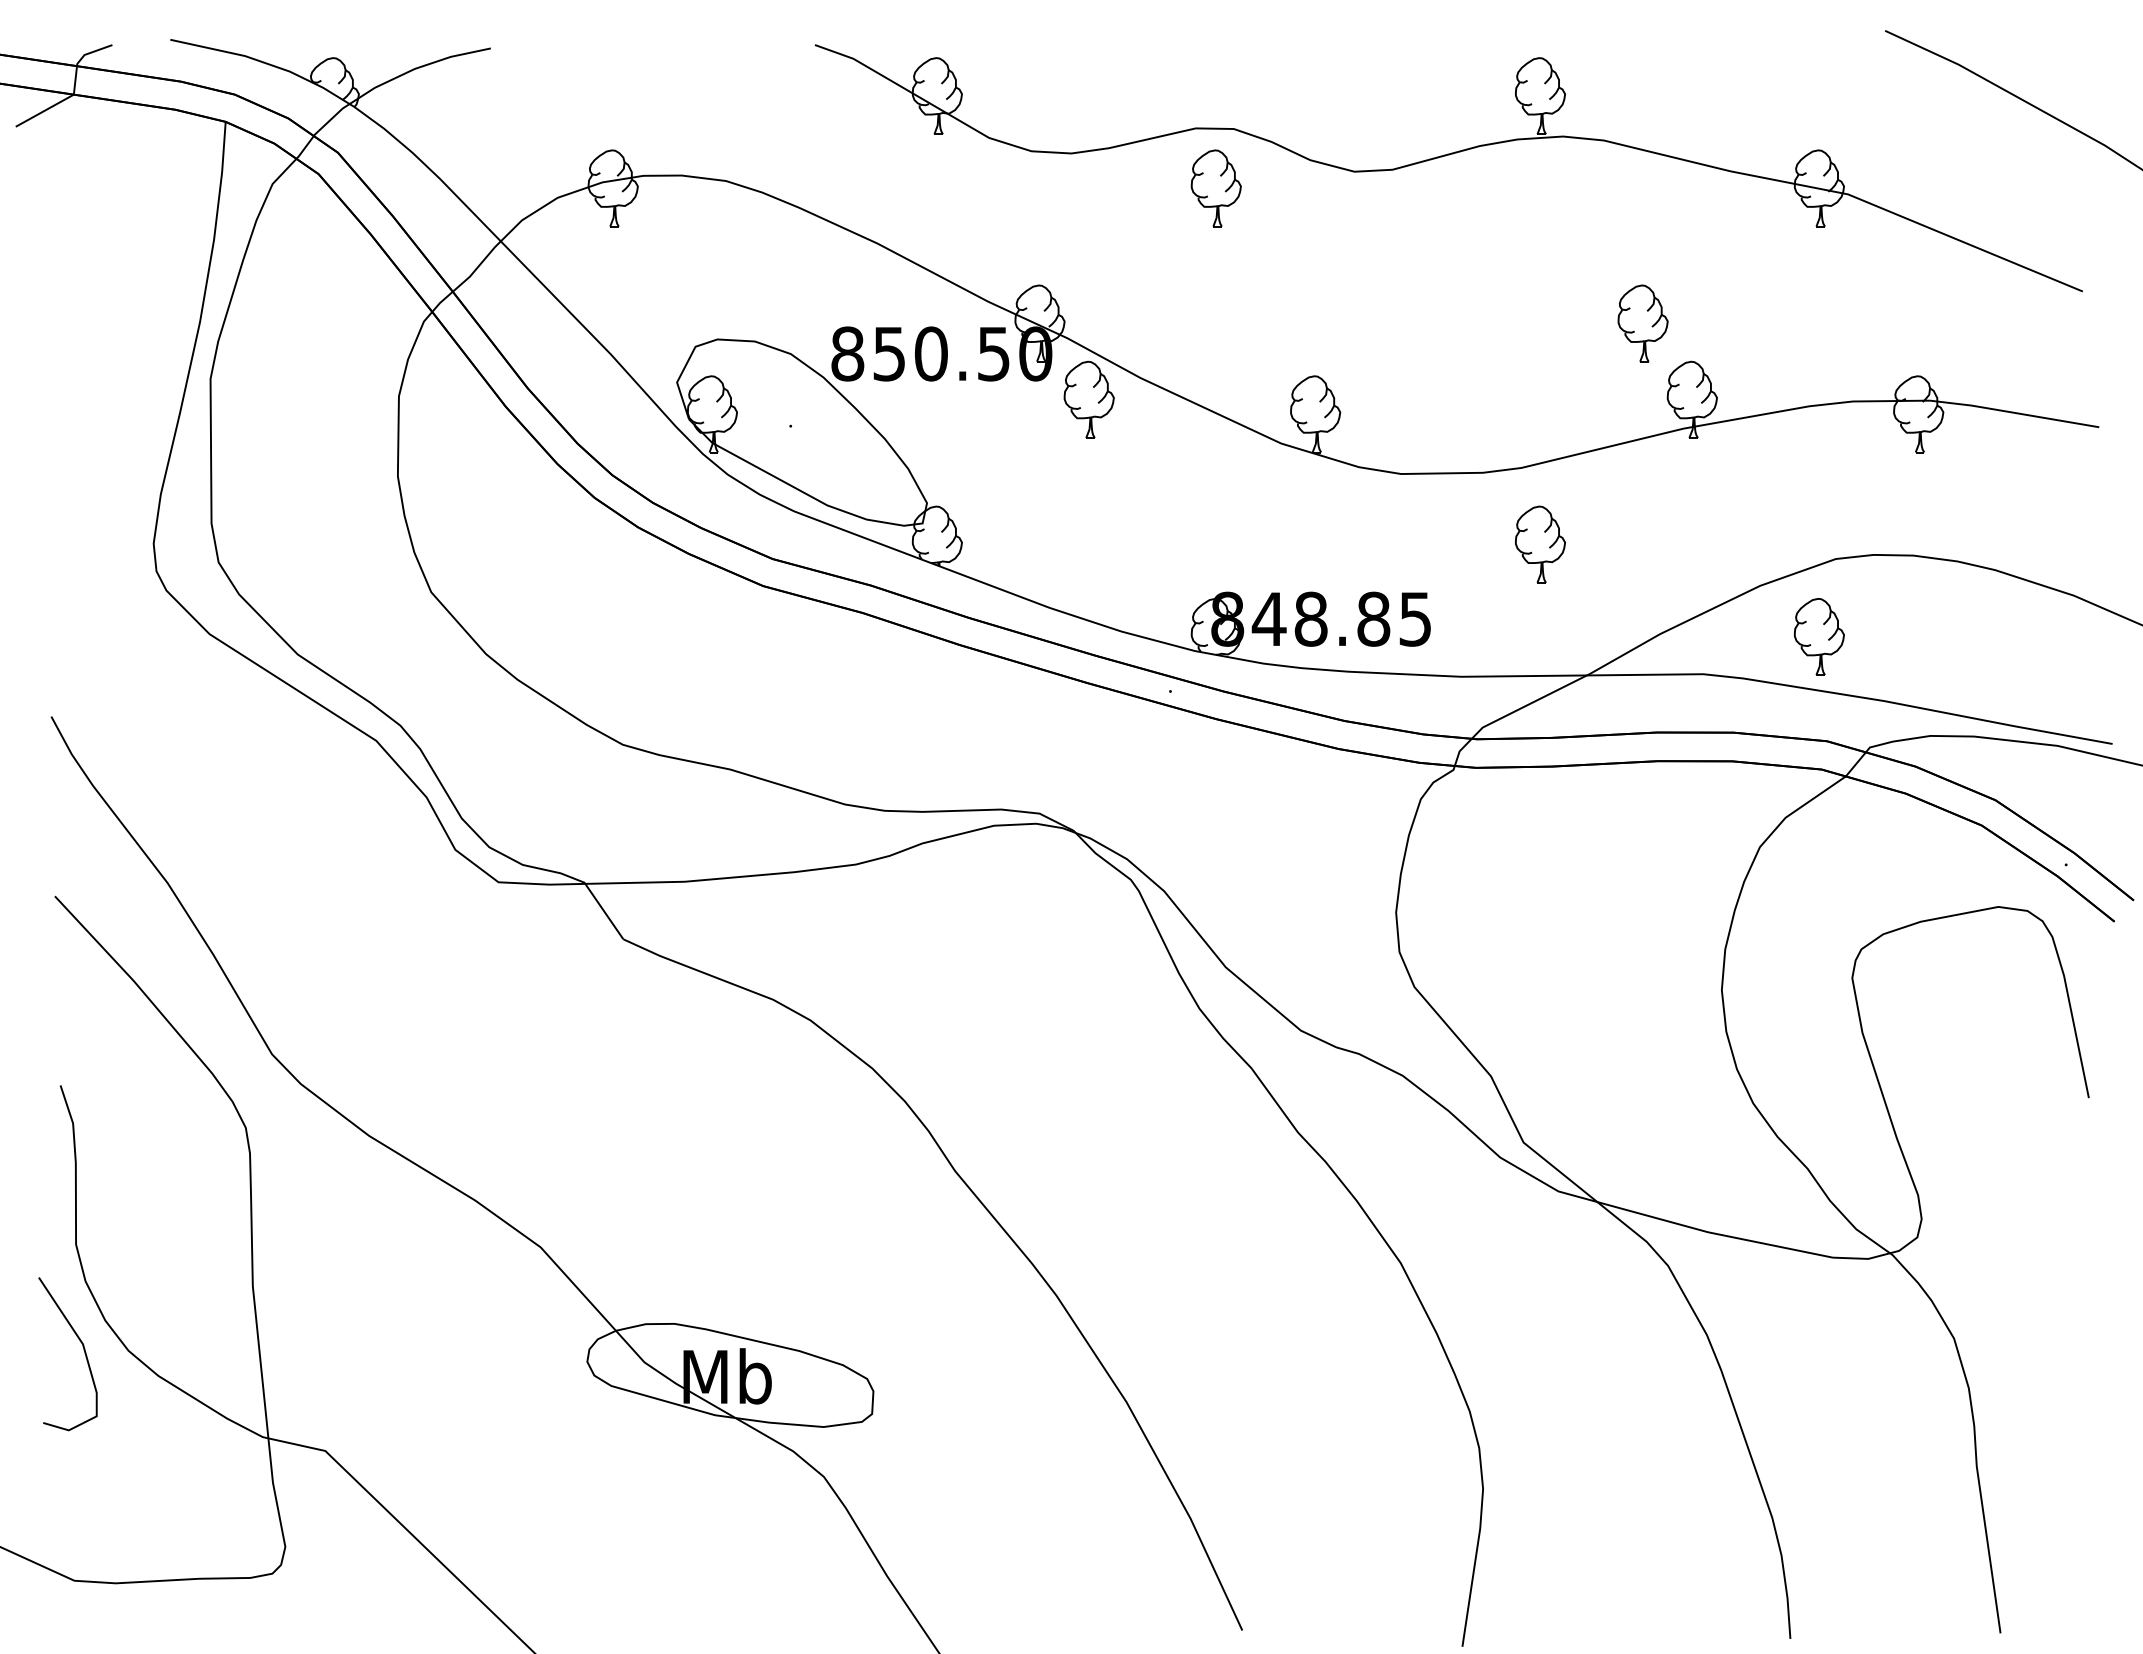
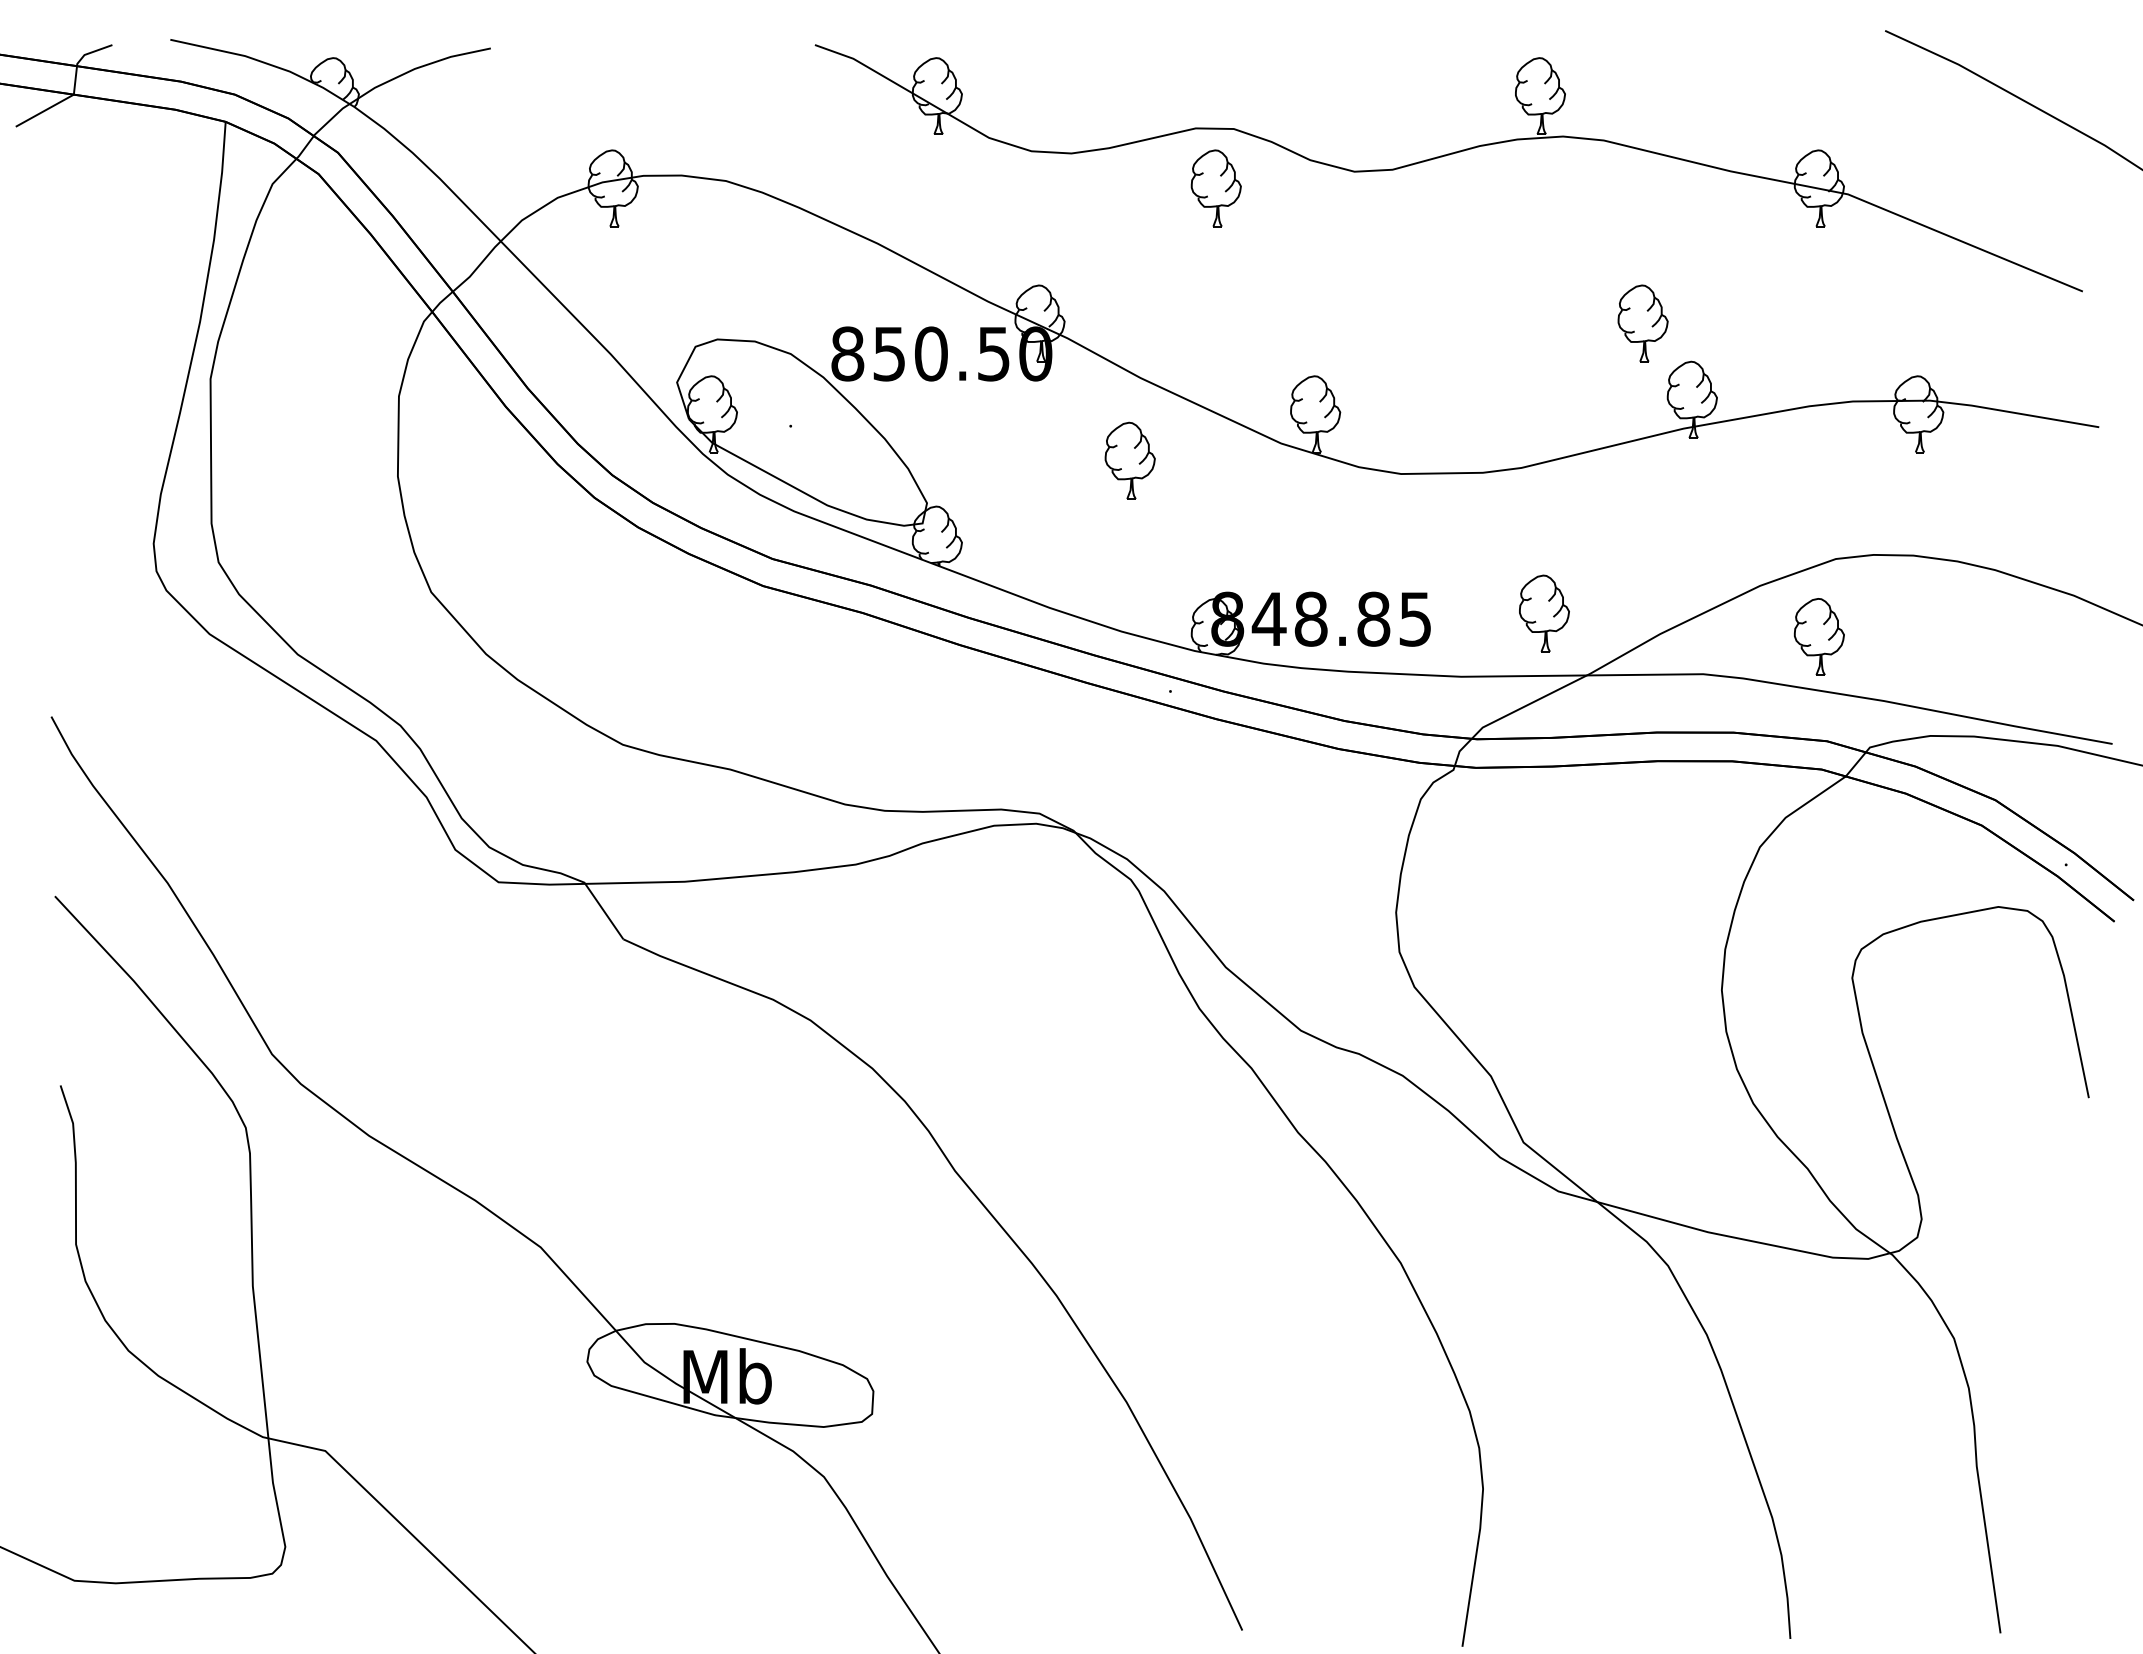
part position: (1088, 399) -> (1129, 460) (1129, 460)
part position: (1540, 544) -> (1544, 613) (1544, 613)
curve: present -> none (83, 1350)
